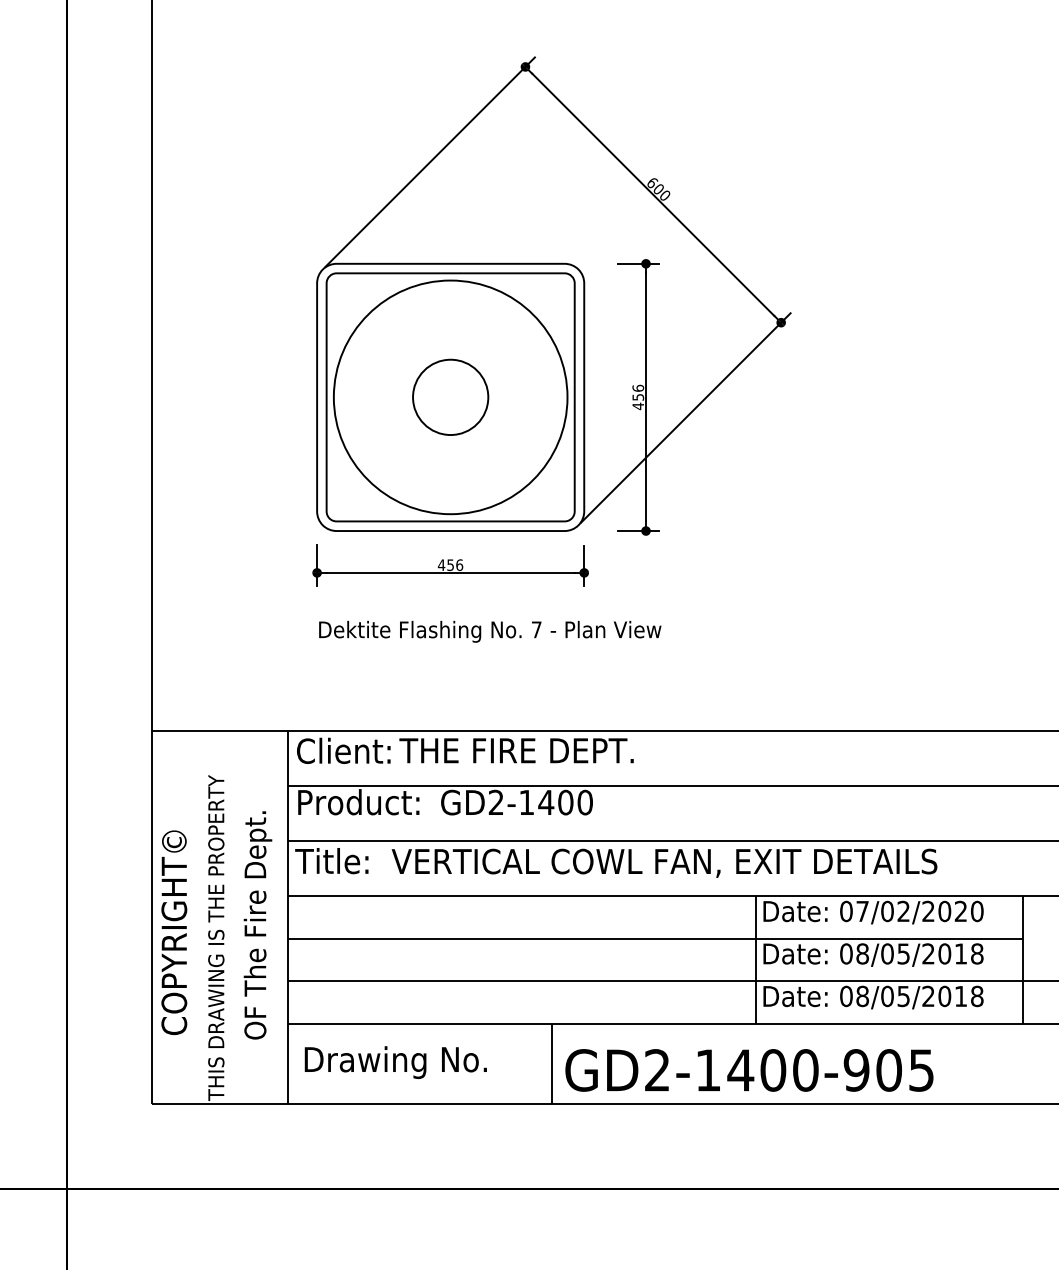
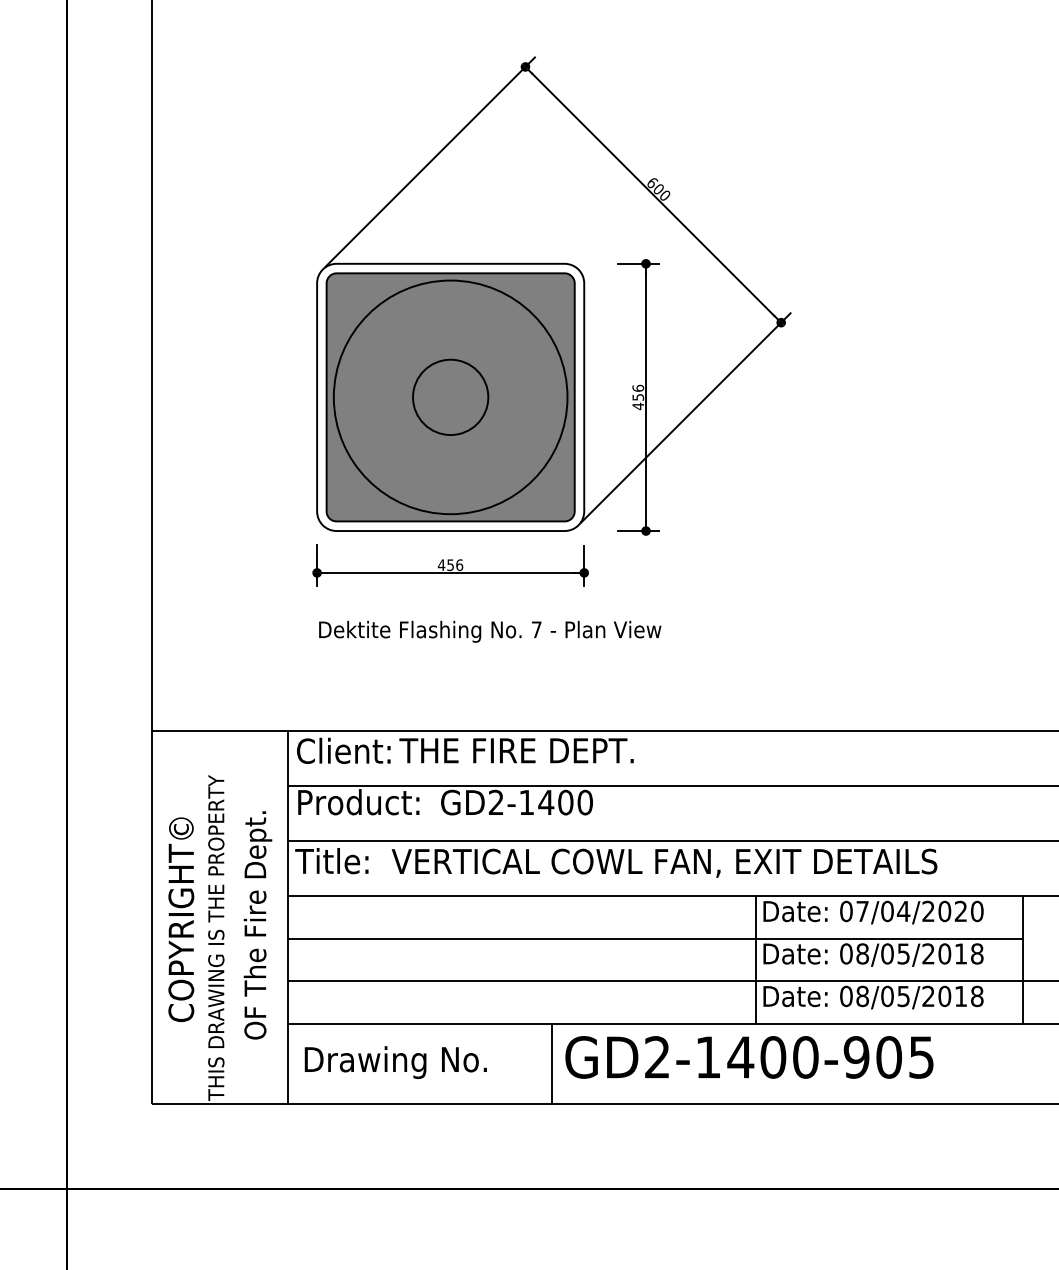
fill: none -> present (450, 397)
text: 07/02/2020 -> 07/04/2020 (903, 910)
text position: (174, 932) -> (181, 919) (181, 919)
text position: (749, 1070) -> (749, 1057) (749, 1057)
